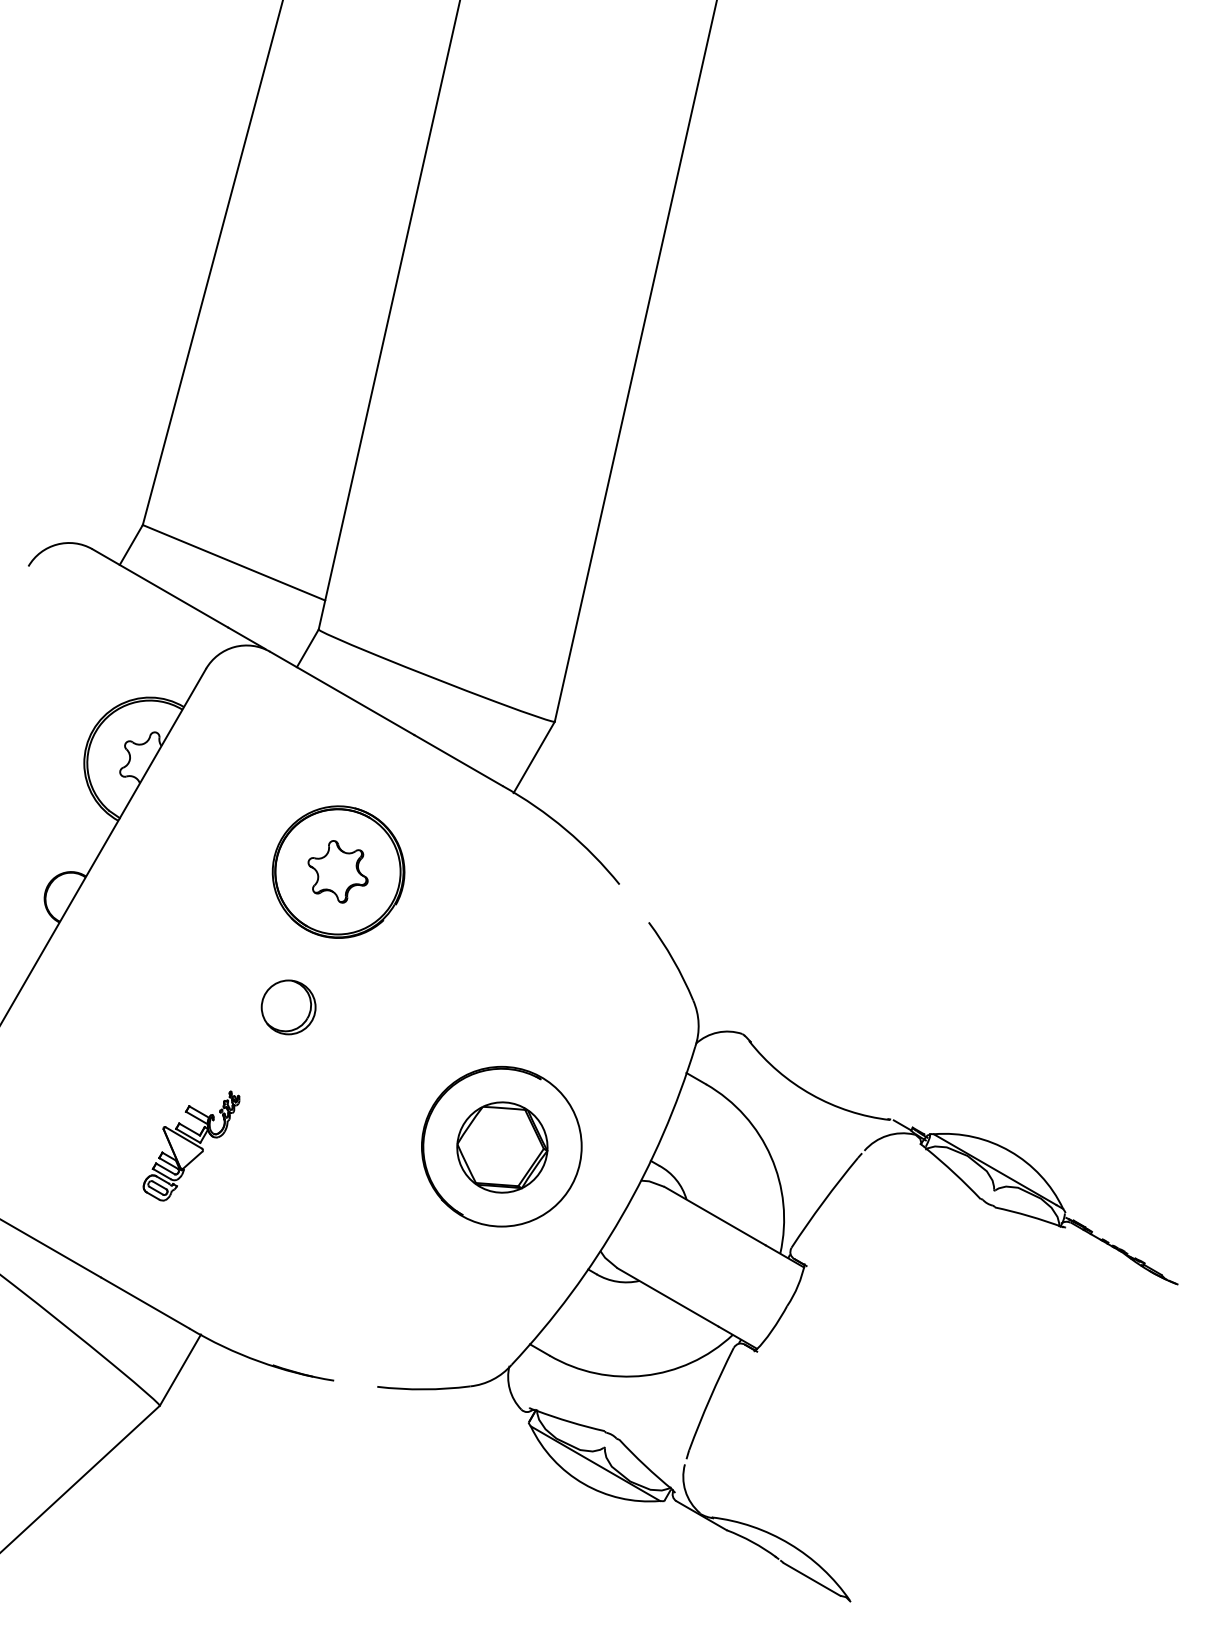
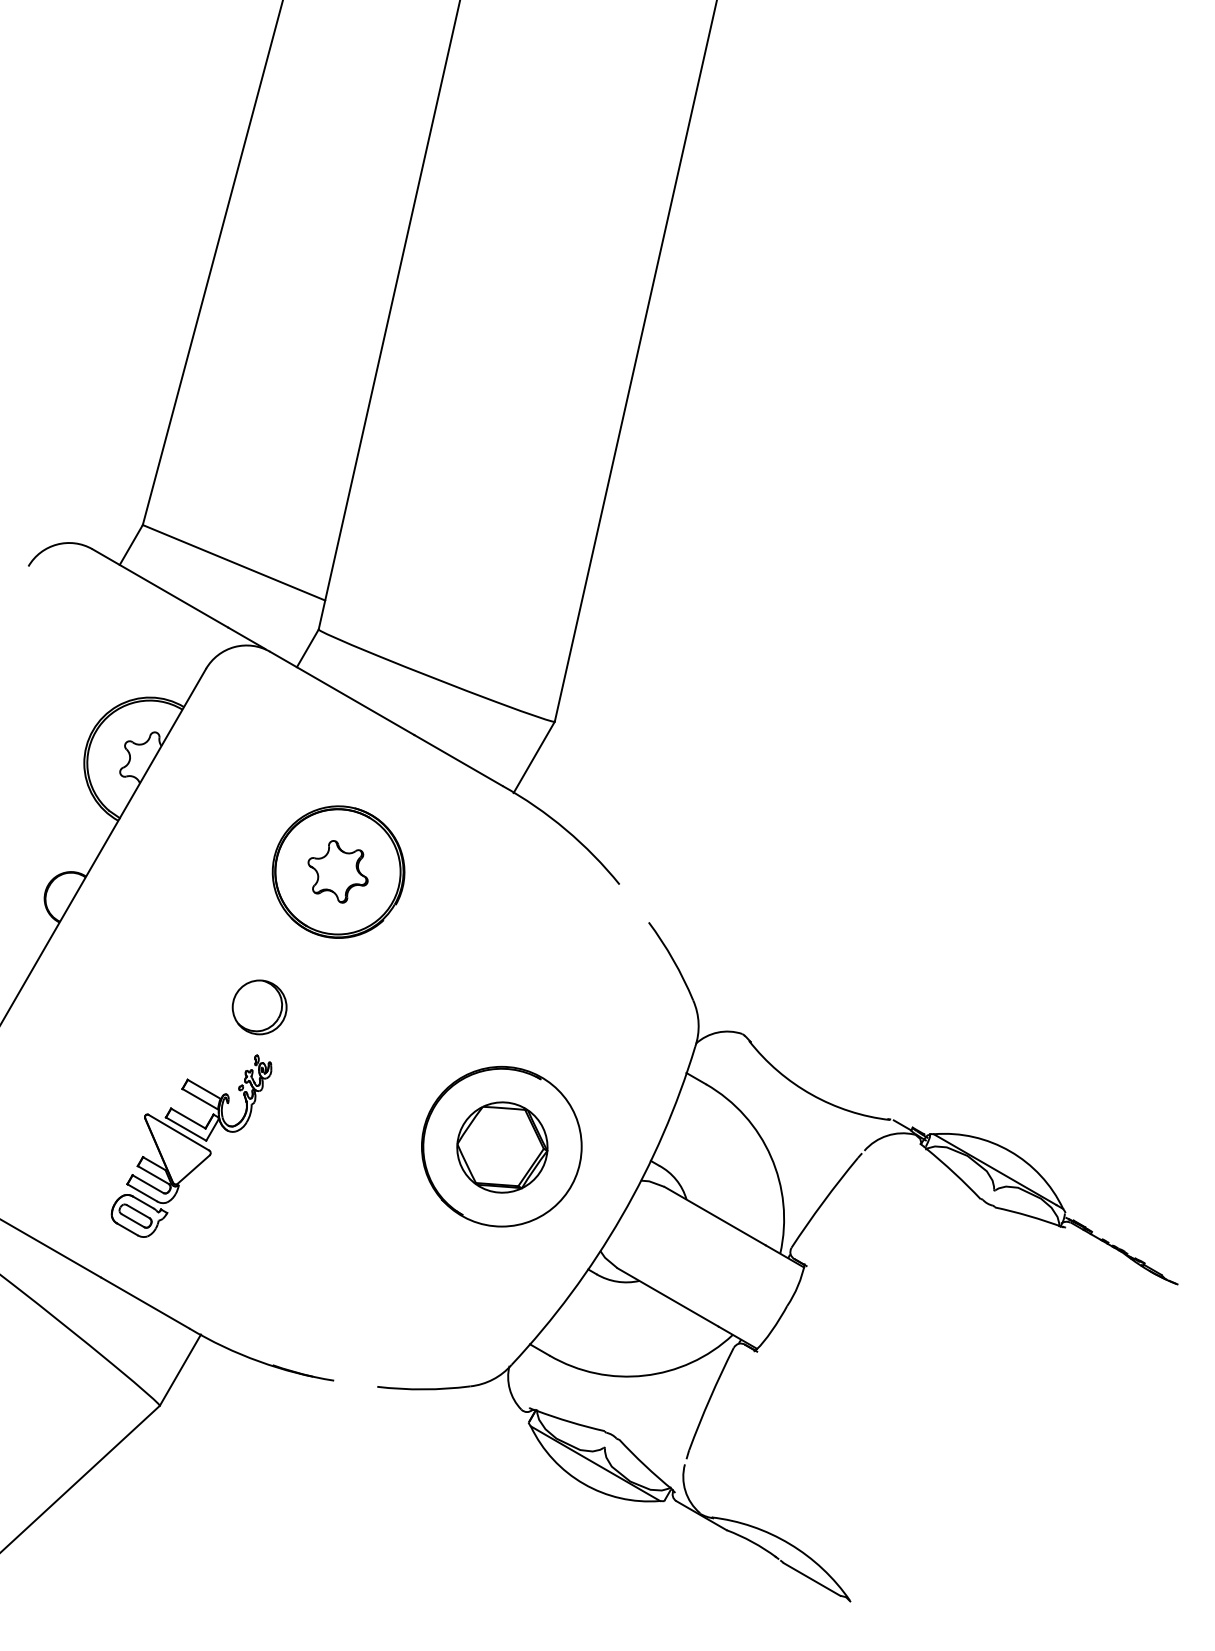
part position: (288, 1007) -> (259, 1007) (259, 1007)
part size: 99x112 px -> 163x184 px (191, 1145)
